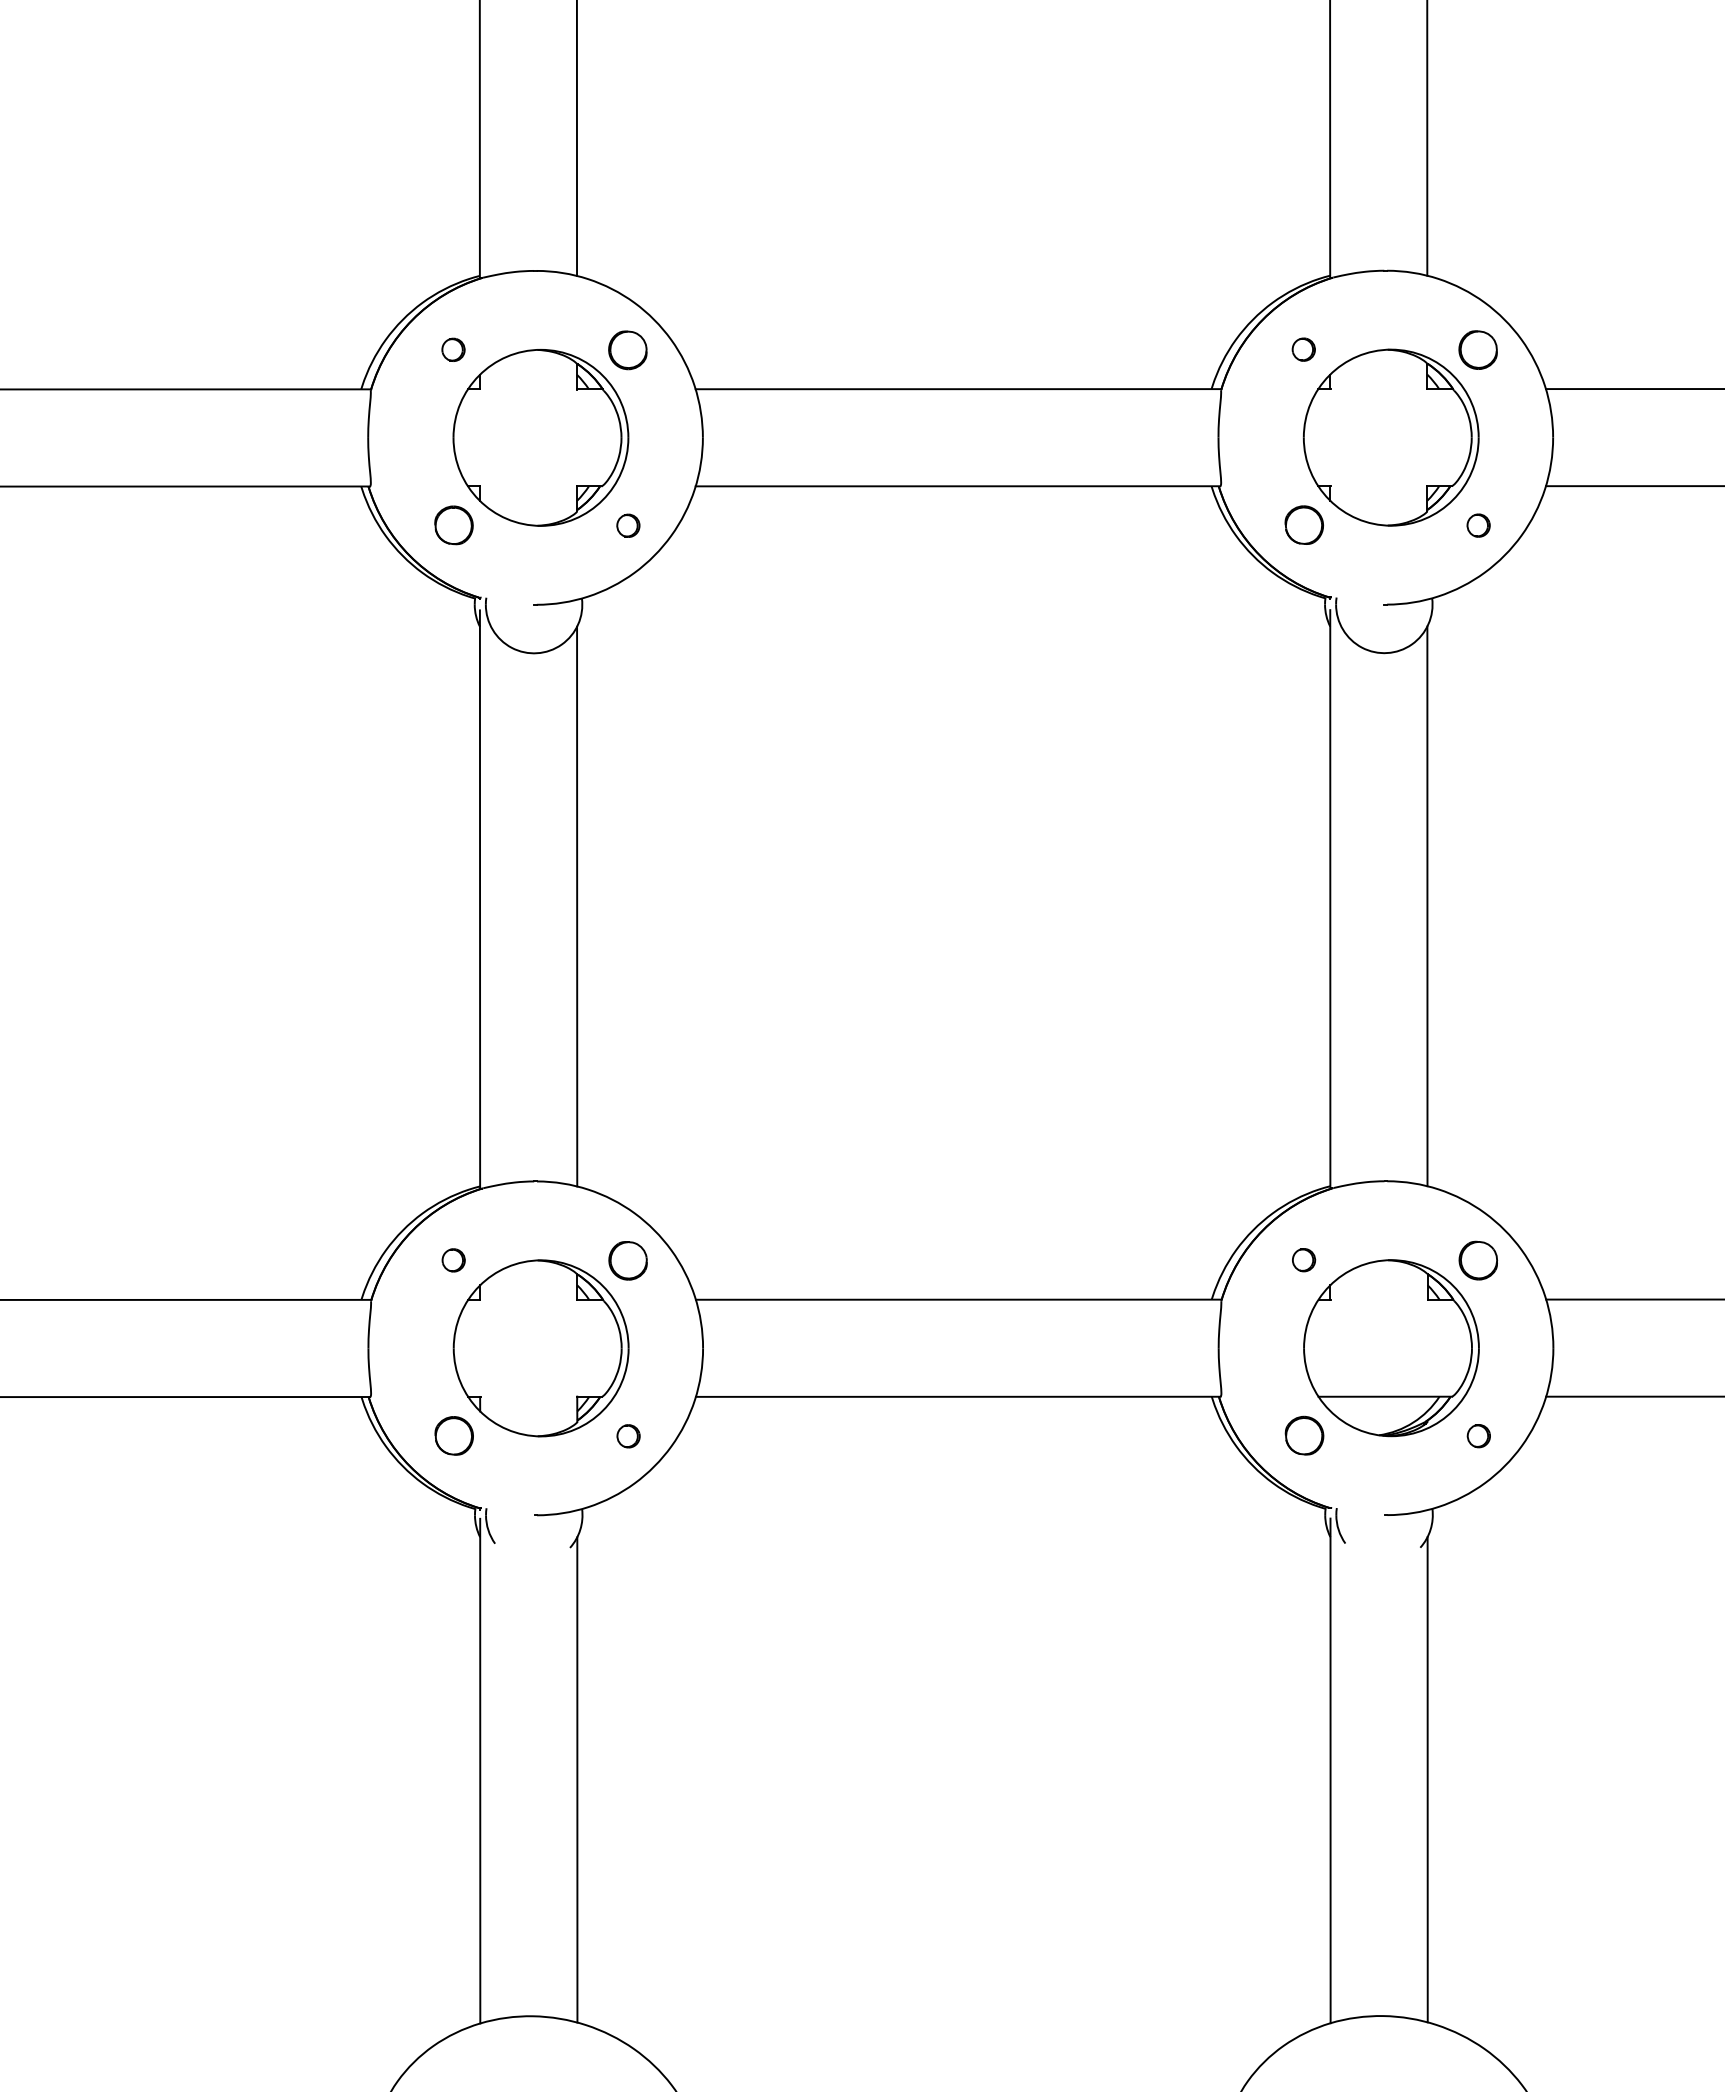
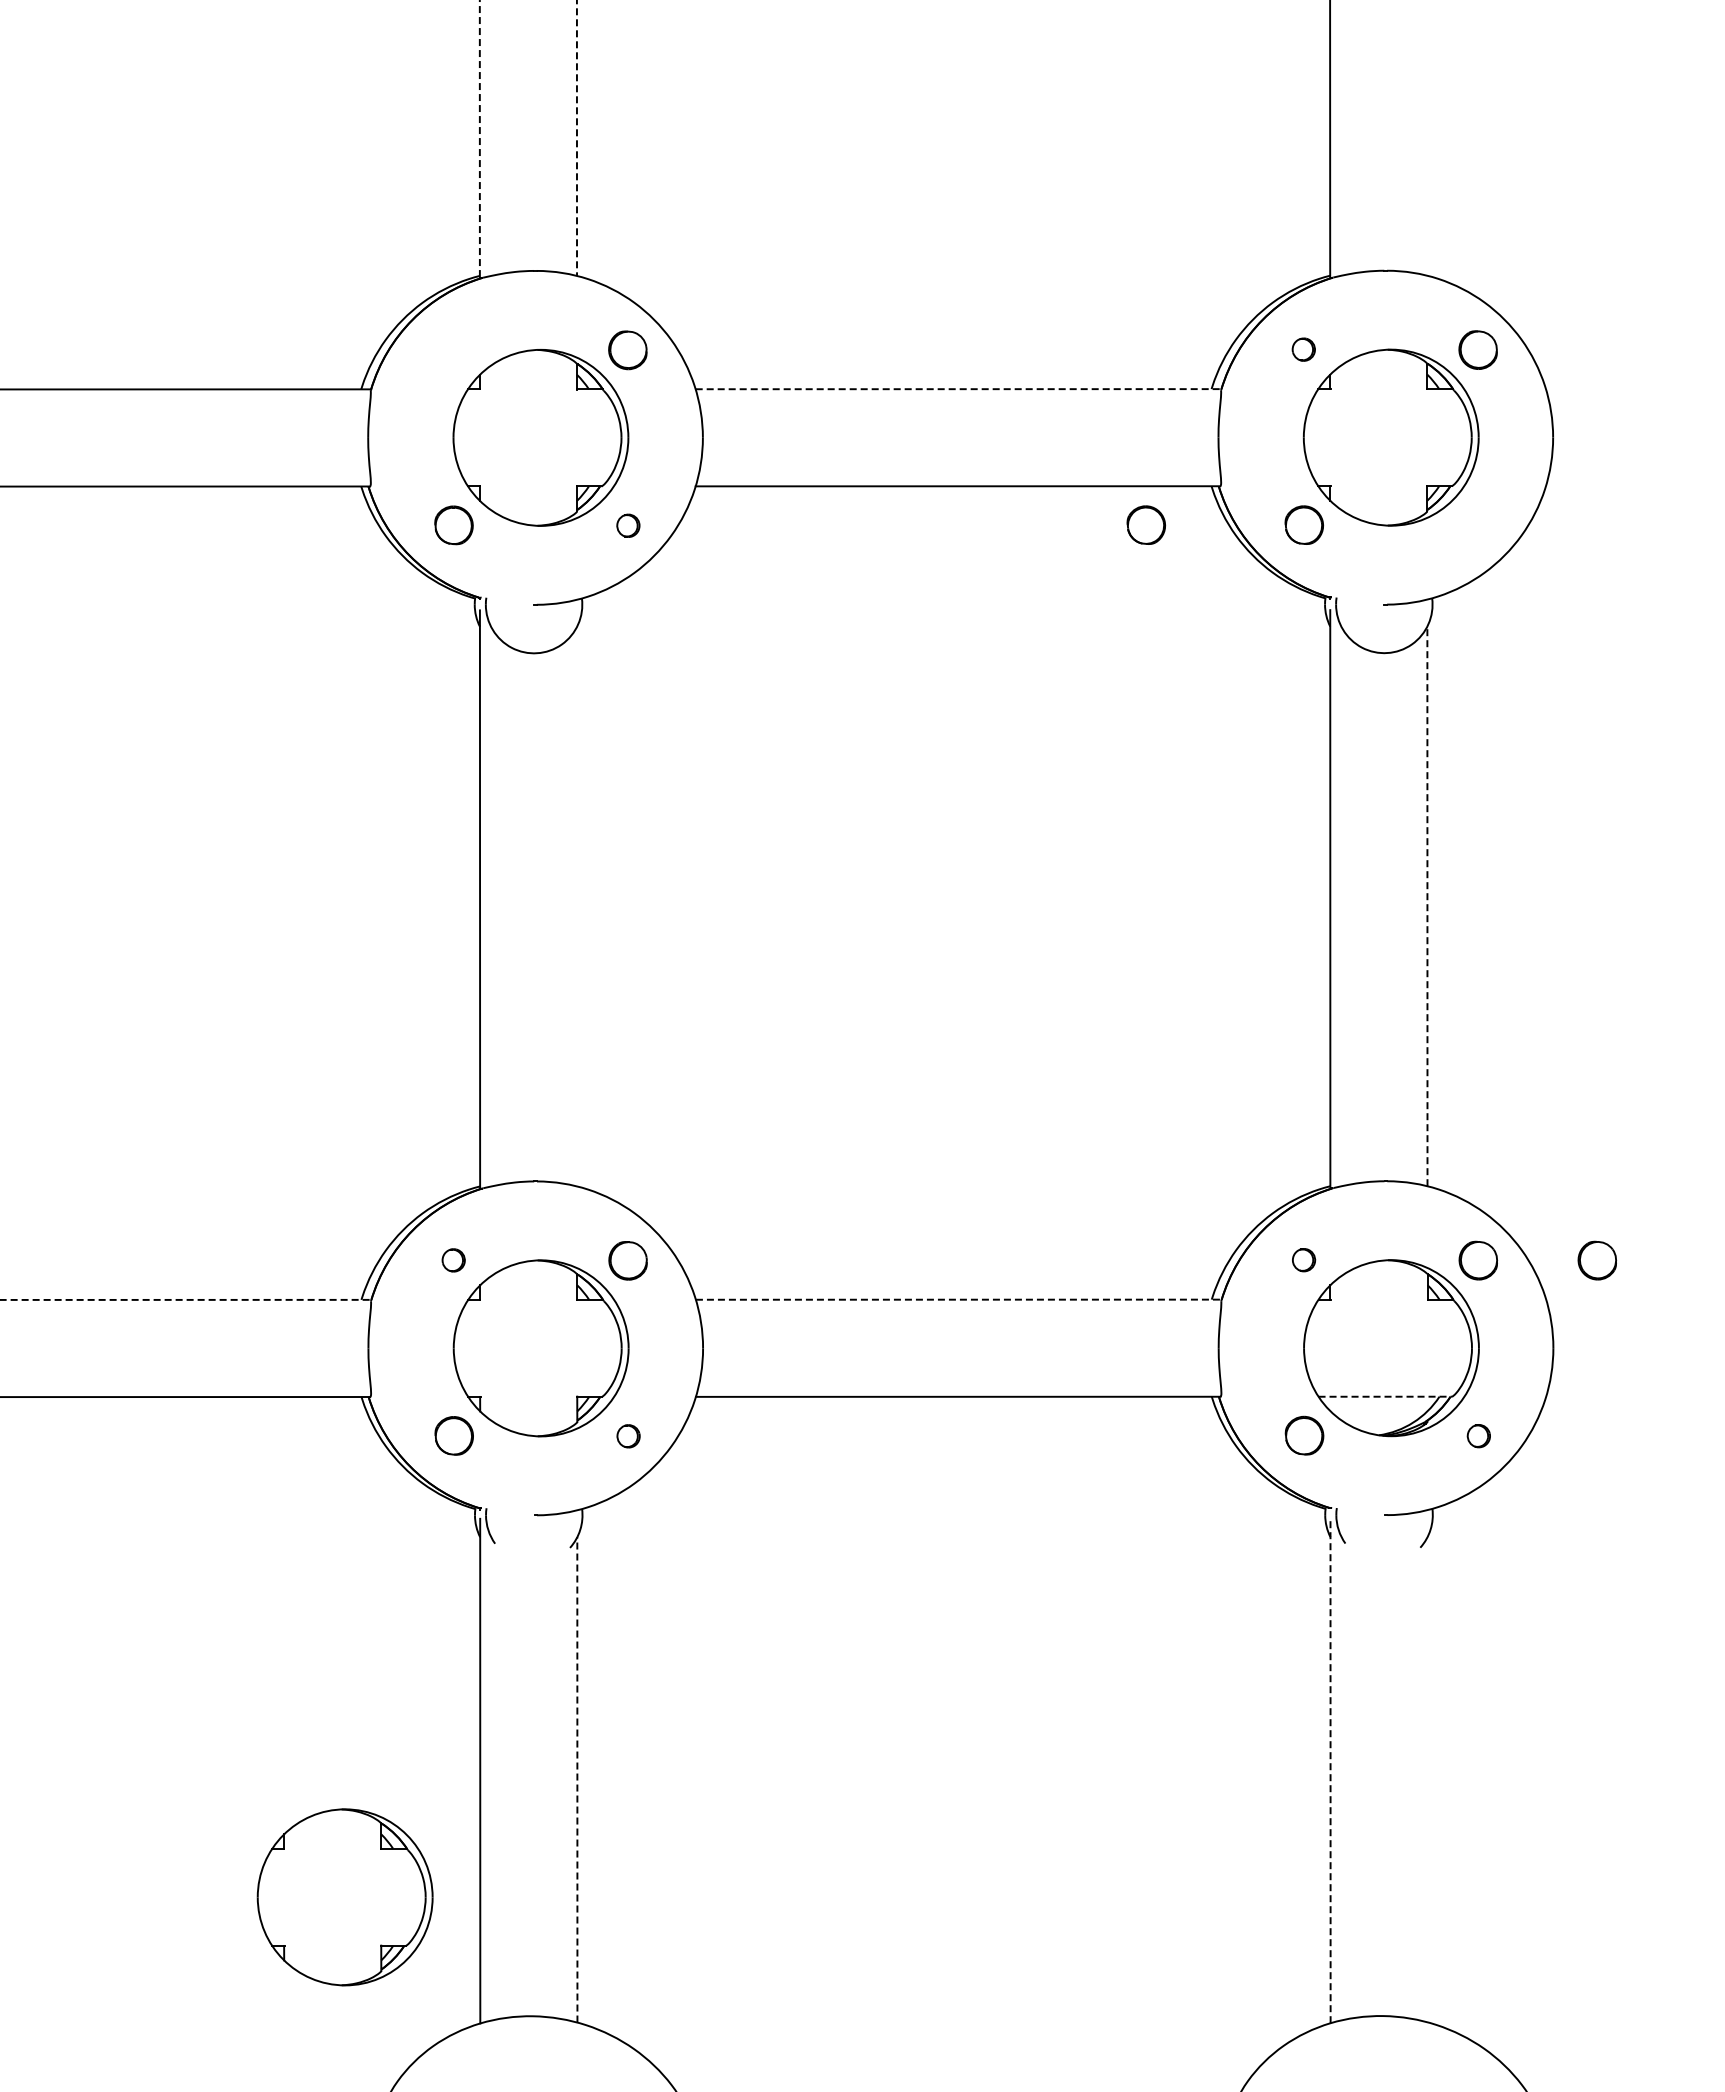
line: solid -> dashed (576, 138)
line: present -> none (1427, 138)
line: solid -> dashed (479, 139)
part: present -> none (453, 349)
line: solid -> dashed (958, 389)
line: present -> none (1633, 389)
line: present -> none (1633, 486)
part: none -> present (1145, 524)
part: present -> none (1478, 525)
line: present -> none (577, 906)
line: solid -> dashed (1427, 906)
part: none -> present (1596, 1260)
line: solid -> dashed (186, 1299)
line: solid -> dashed (958, 1299)
line: present -> none (1633, 1299)
line: solid -> dashed (1385, 1396)
line: present -> none (1633, 1396)
line: solid -> dashed (1330, 1770)
line: solid -> dashed (577, 1779)
line: present -> none (1427, 1779)
part: none -> present (344, 1897)
